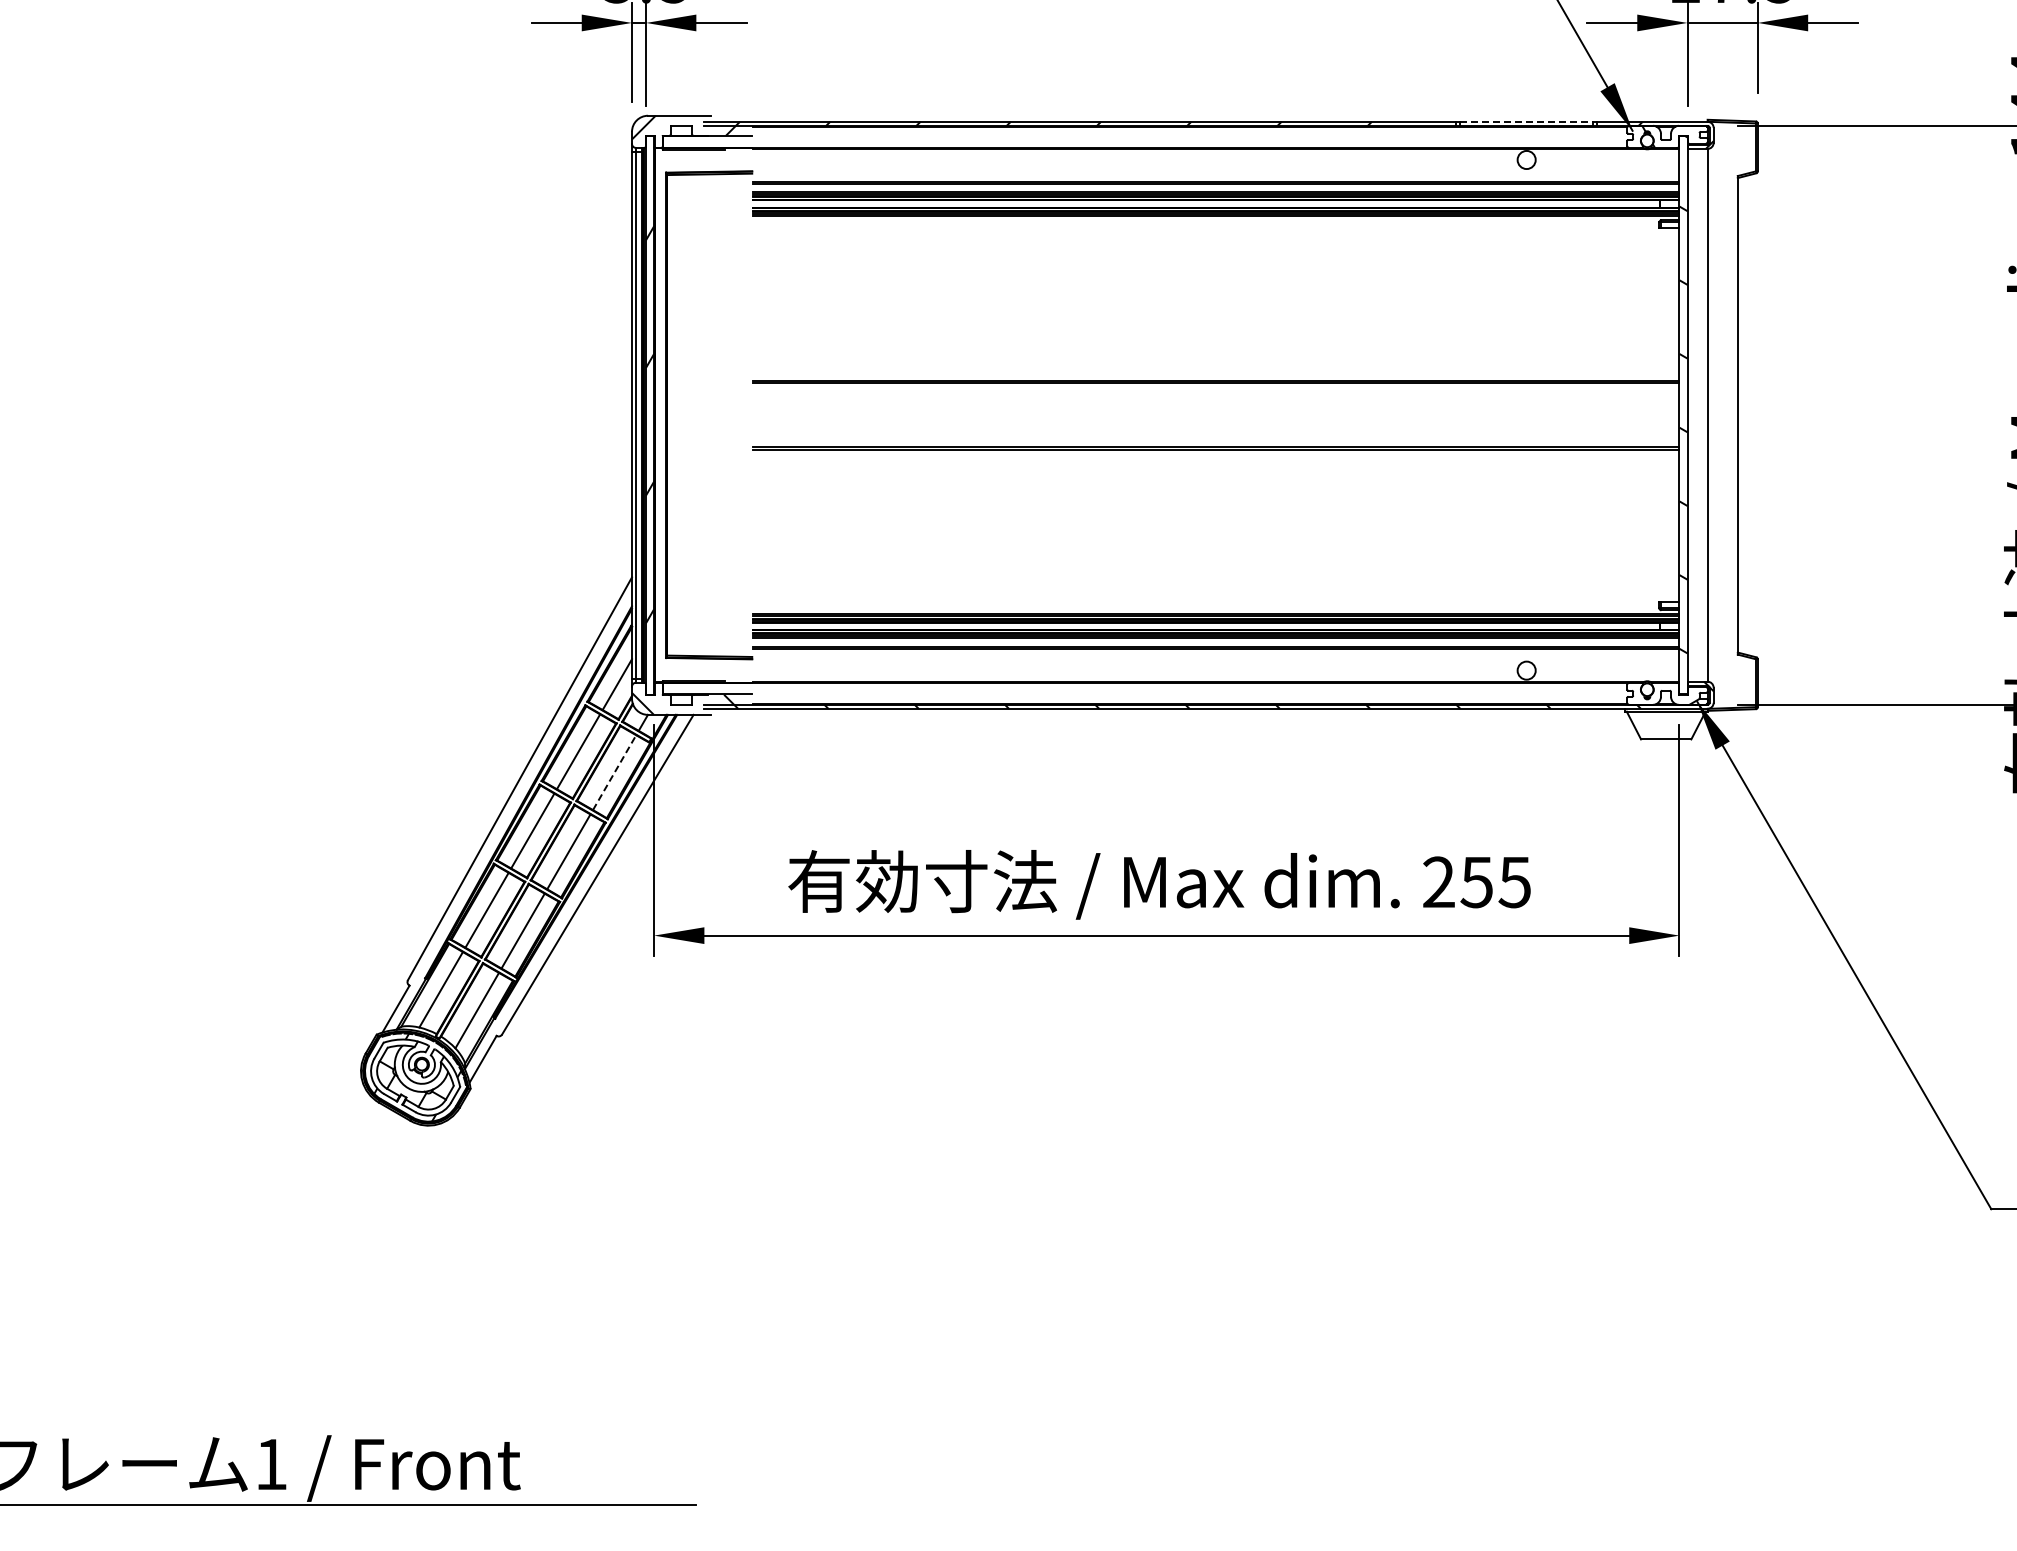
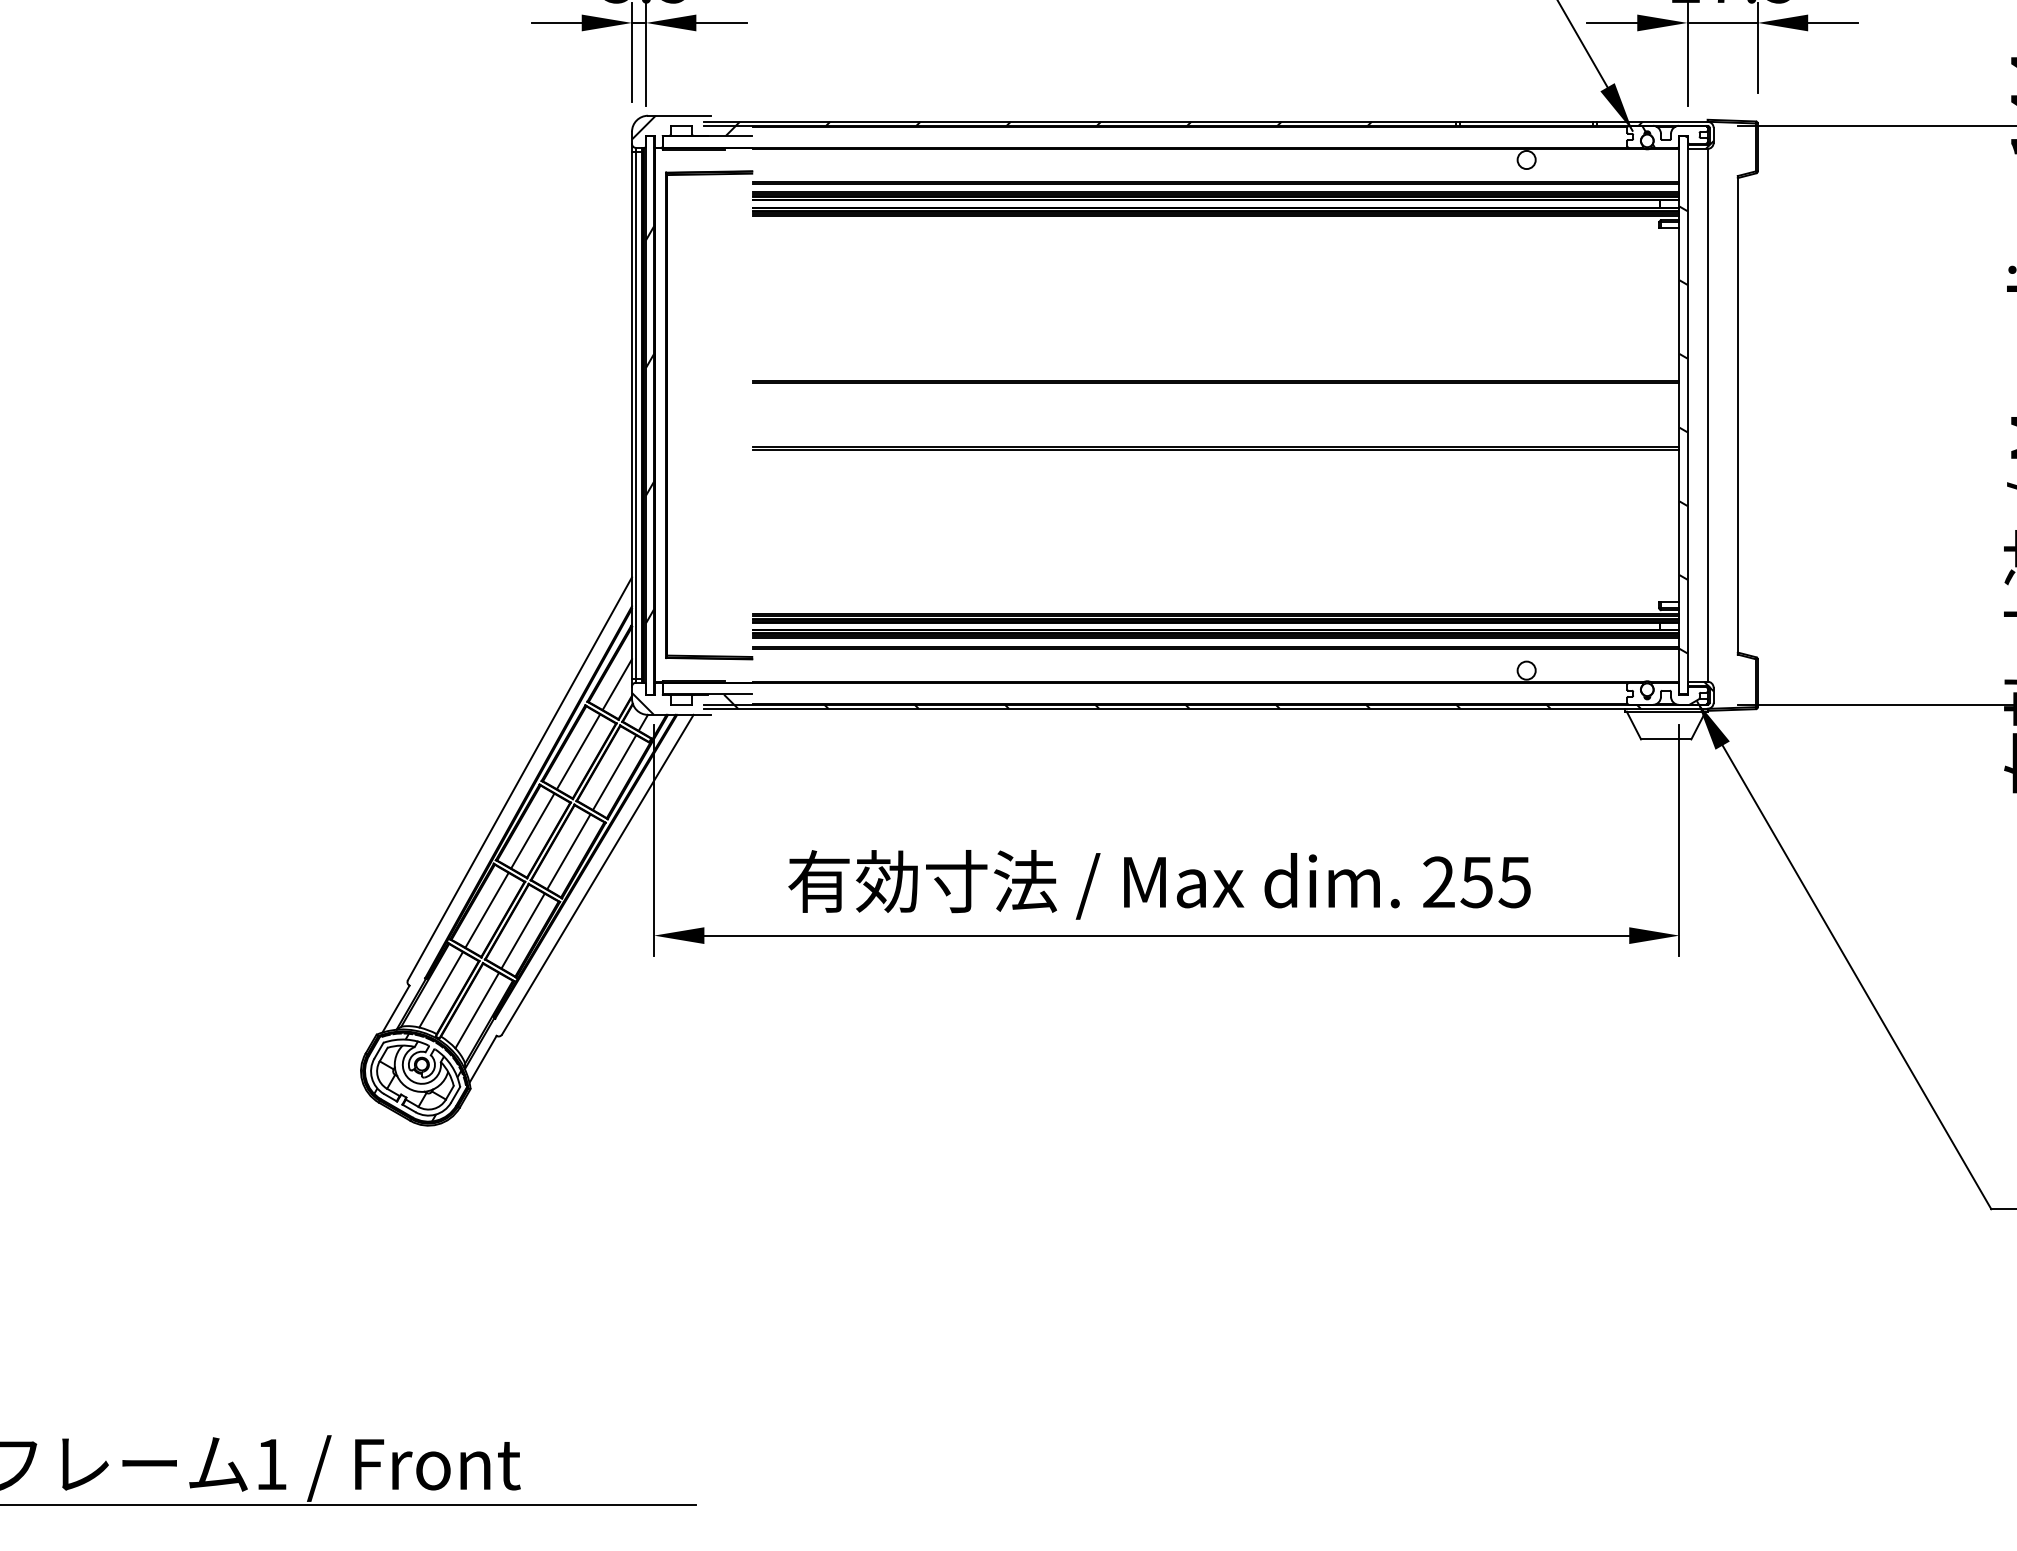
line: dashed -> solid (1527, 121)
line: dashed -> solid (614, 772)
